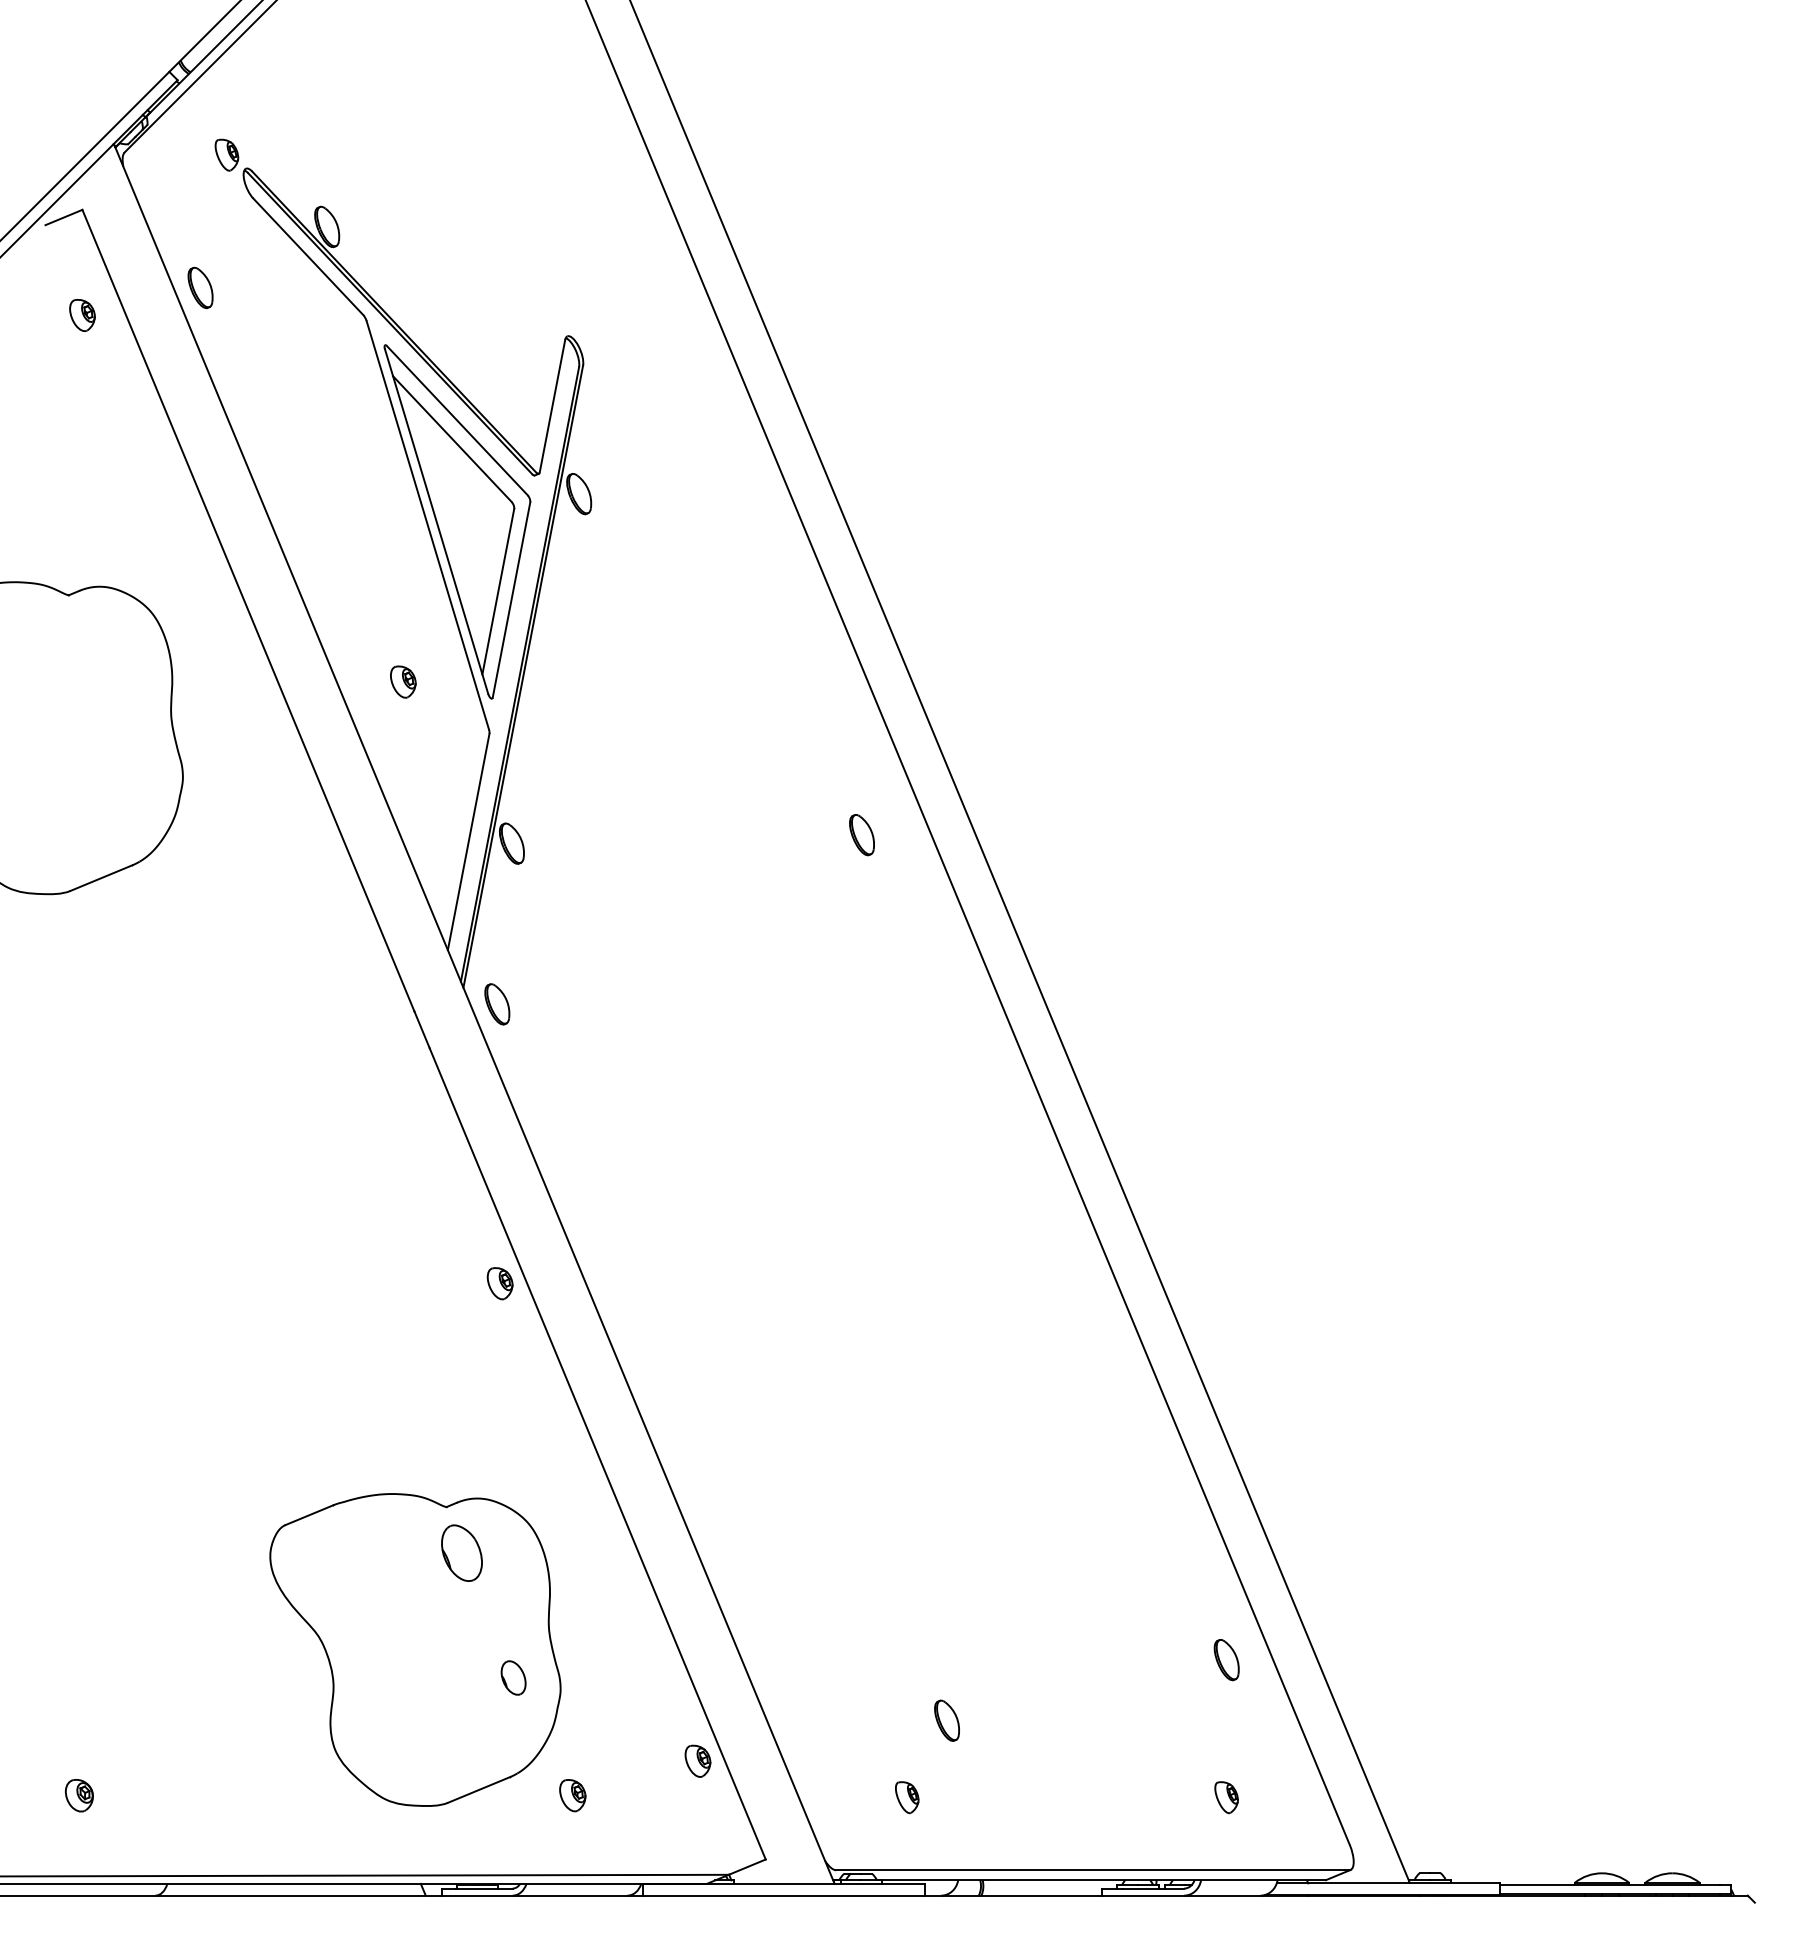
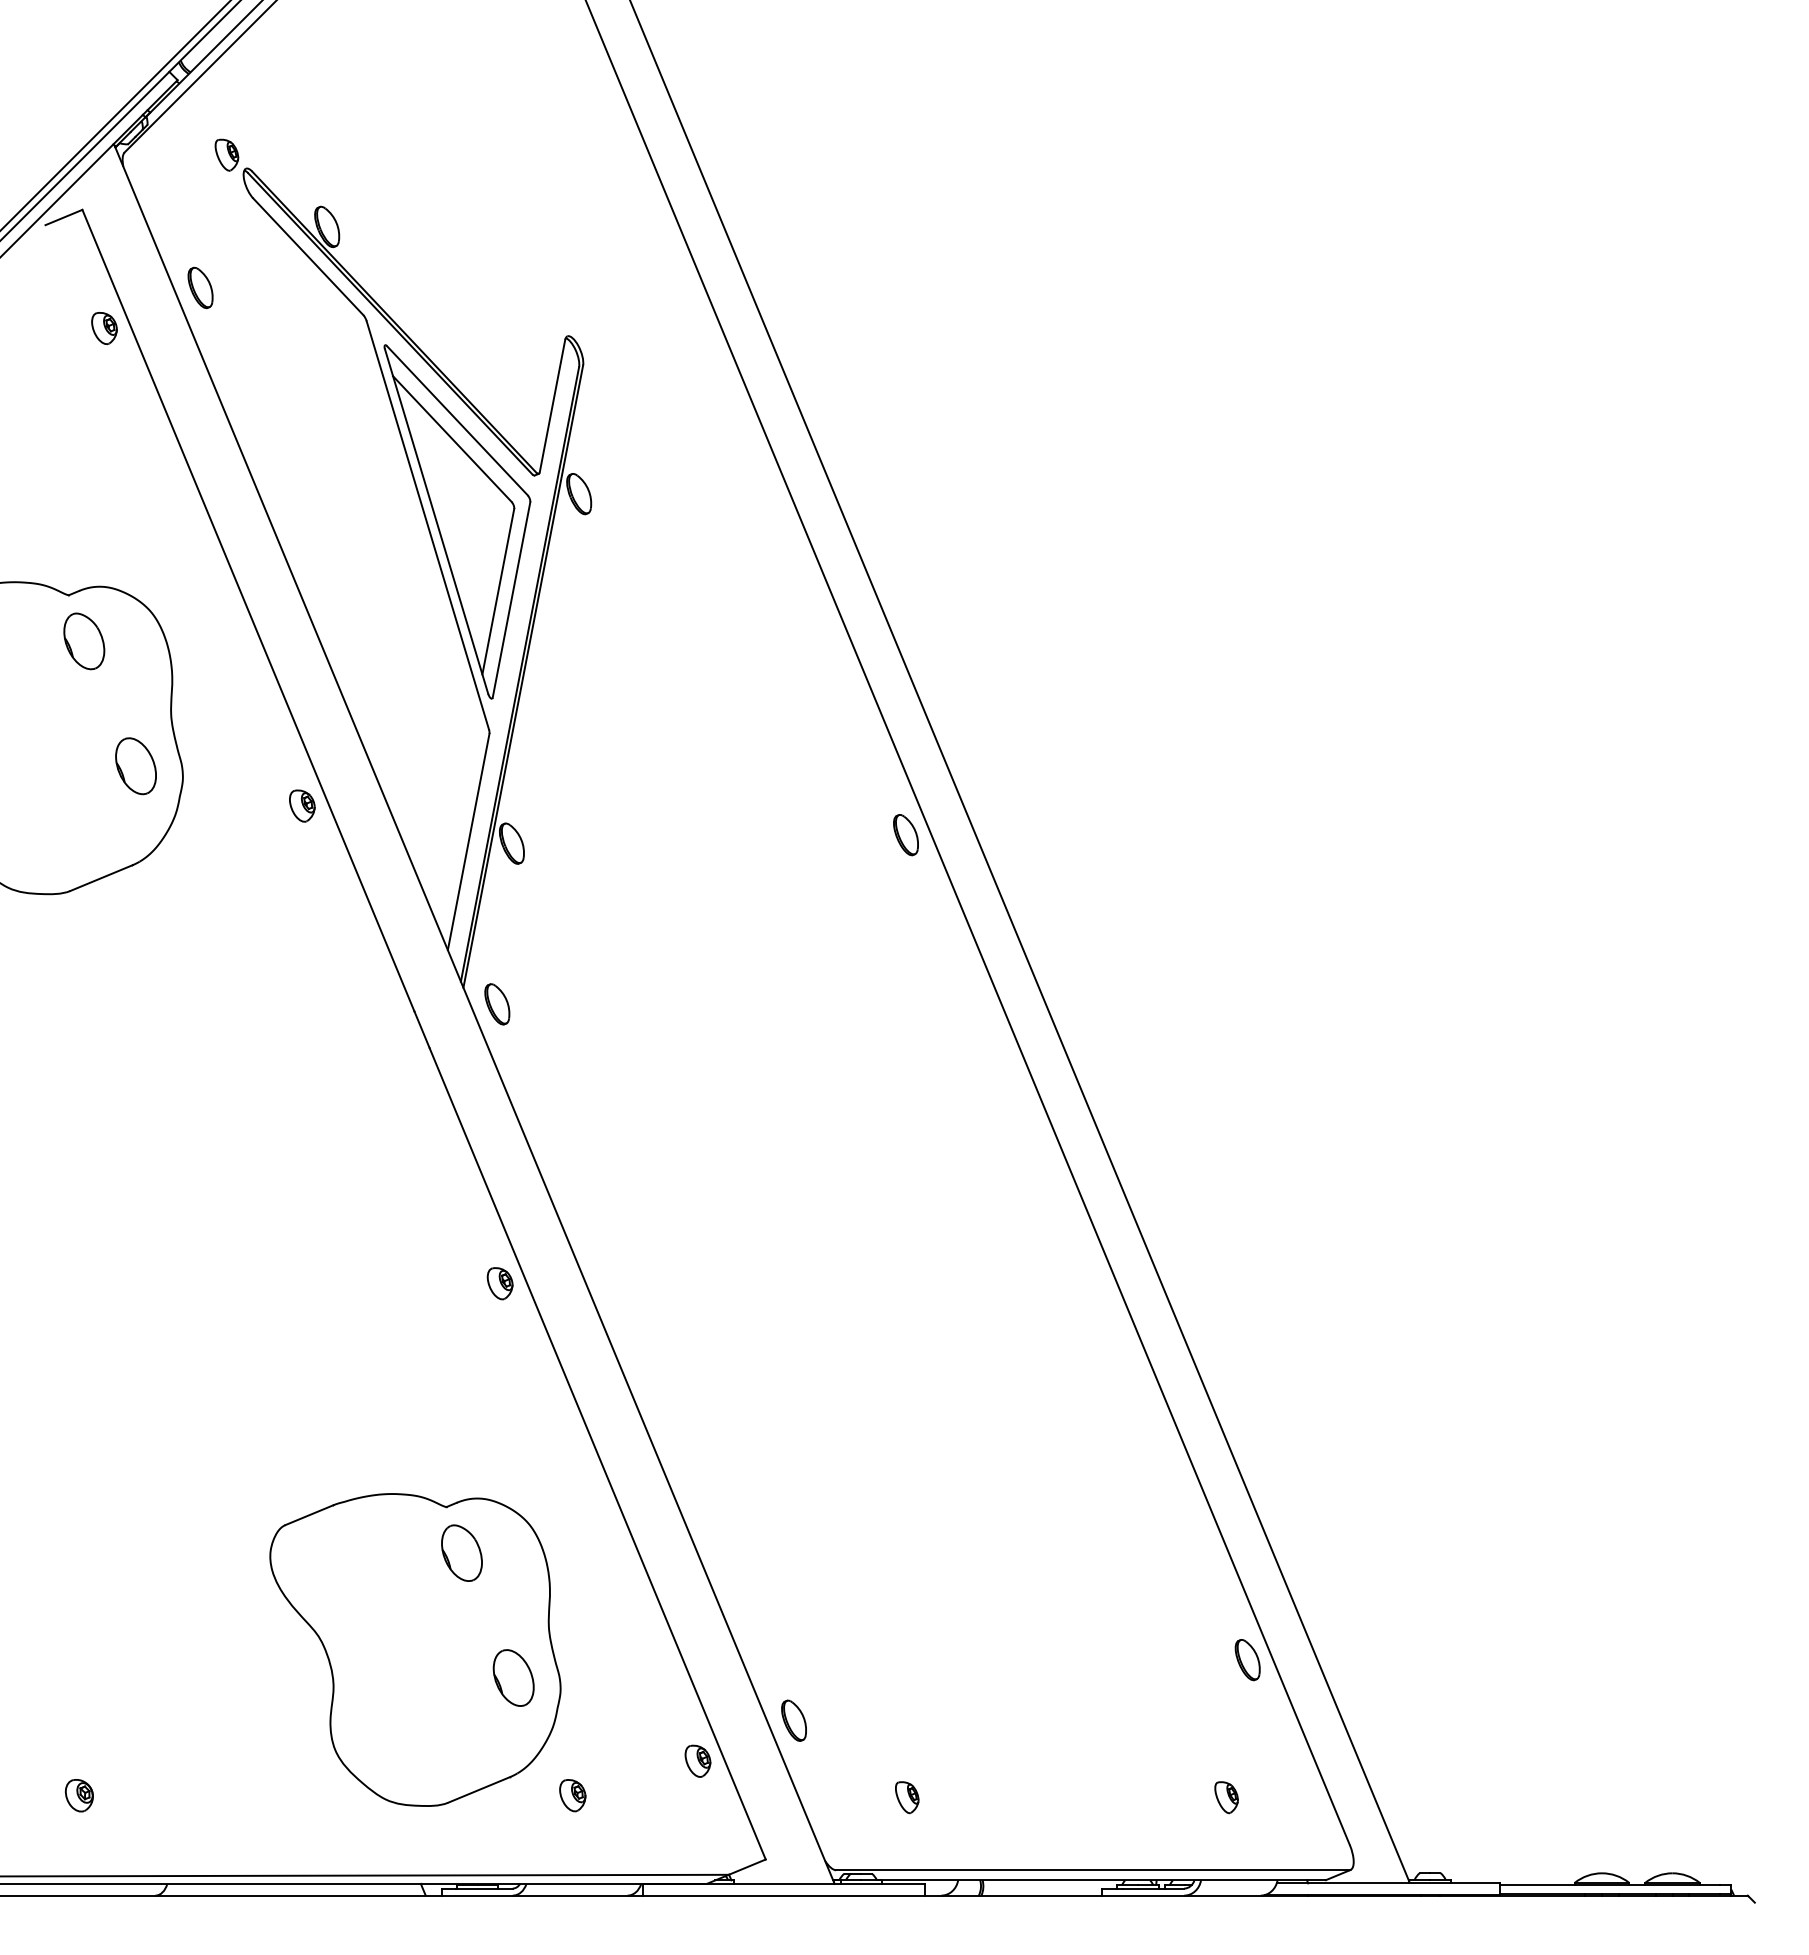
line: none -> present (115, 115)
part position: (82, 315) -> (104, 328) (104, 328)
part: none -> present (84, 641)
part position: (403, 681) -> (302, 805) (302, 805)
part: none -> present (135, 766)
part position: (861, 835) -> (905, 835) (905, 835)
part position: (1226, 1660) -> (1247, 1660) (1247, 1660)
part size: 27x36 px -> 43x58 px (513, 1677)
part position: (946, 1720) -> (793, 1720) (793, 1720)
